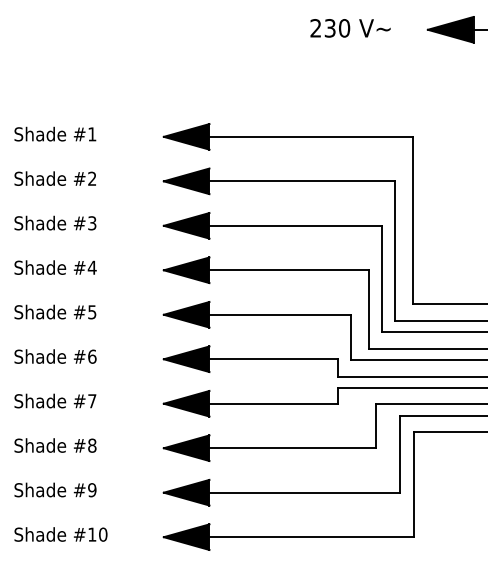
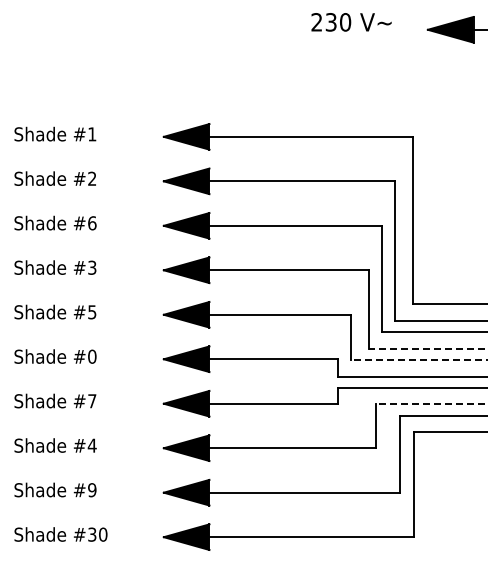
text position: (350, 28) -> (351, 22) (351, 22)
text: #3 -> #6 (92, 223)
text: #4 -> #3 (91, 267)
line: solid -> dashed (428, 348)
text: #6 -> #0 (92, 356)
line: solid -> dashed (418, 359)
line: solid -> dashed (431, 404)
text: #8 -> #4 (91, 445)
text: #10 -> #30 (92, 534)
